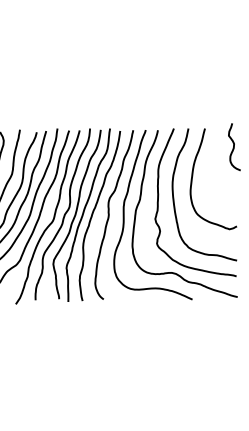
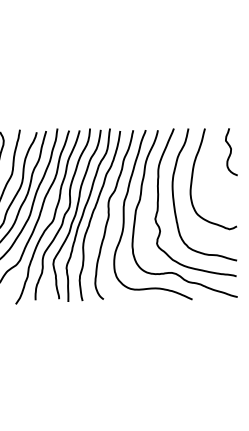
curve position: (234, 147) -> (231, 152) (231, 152)
